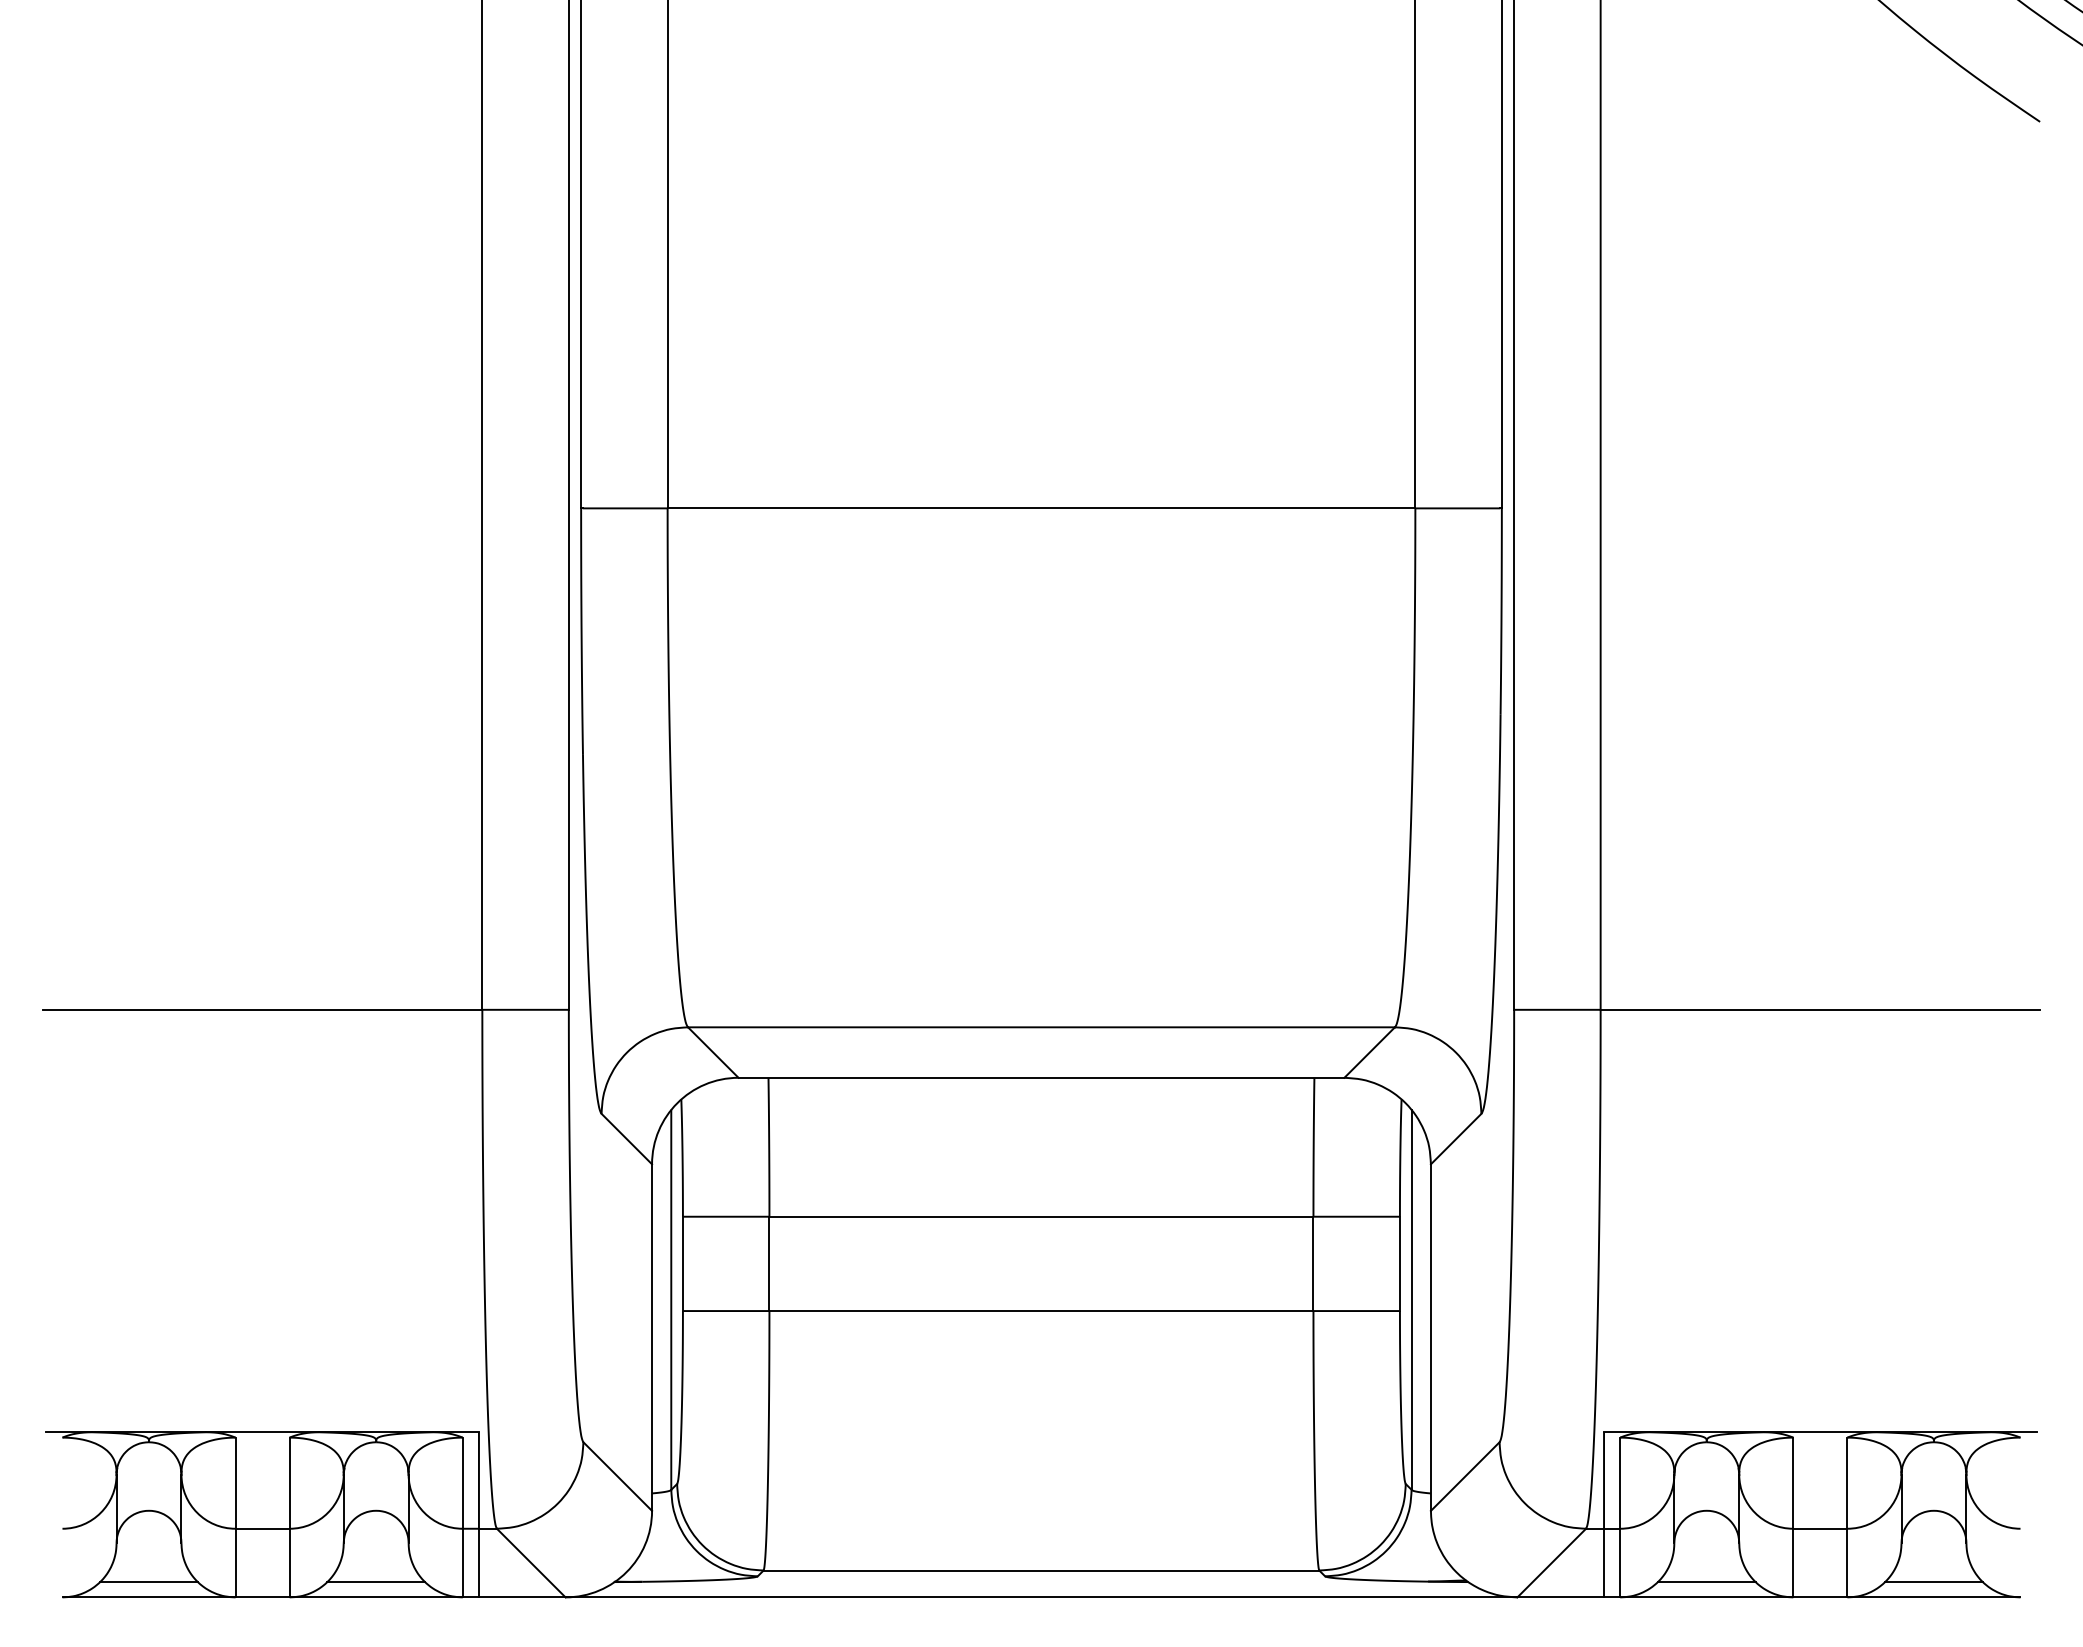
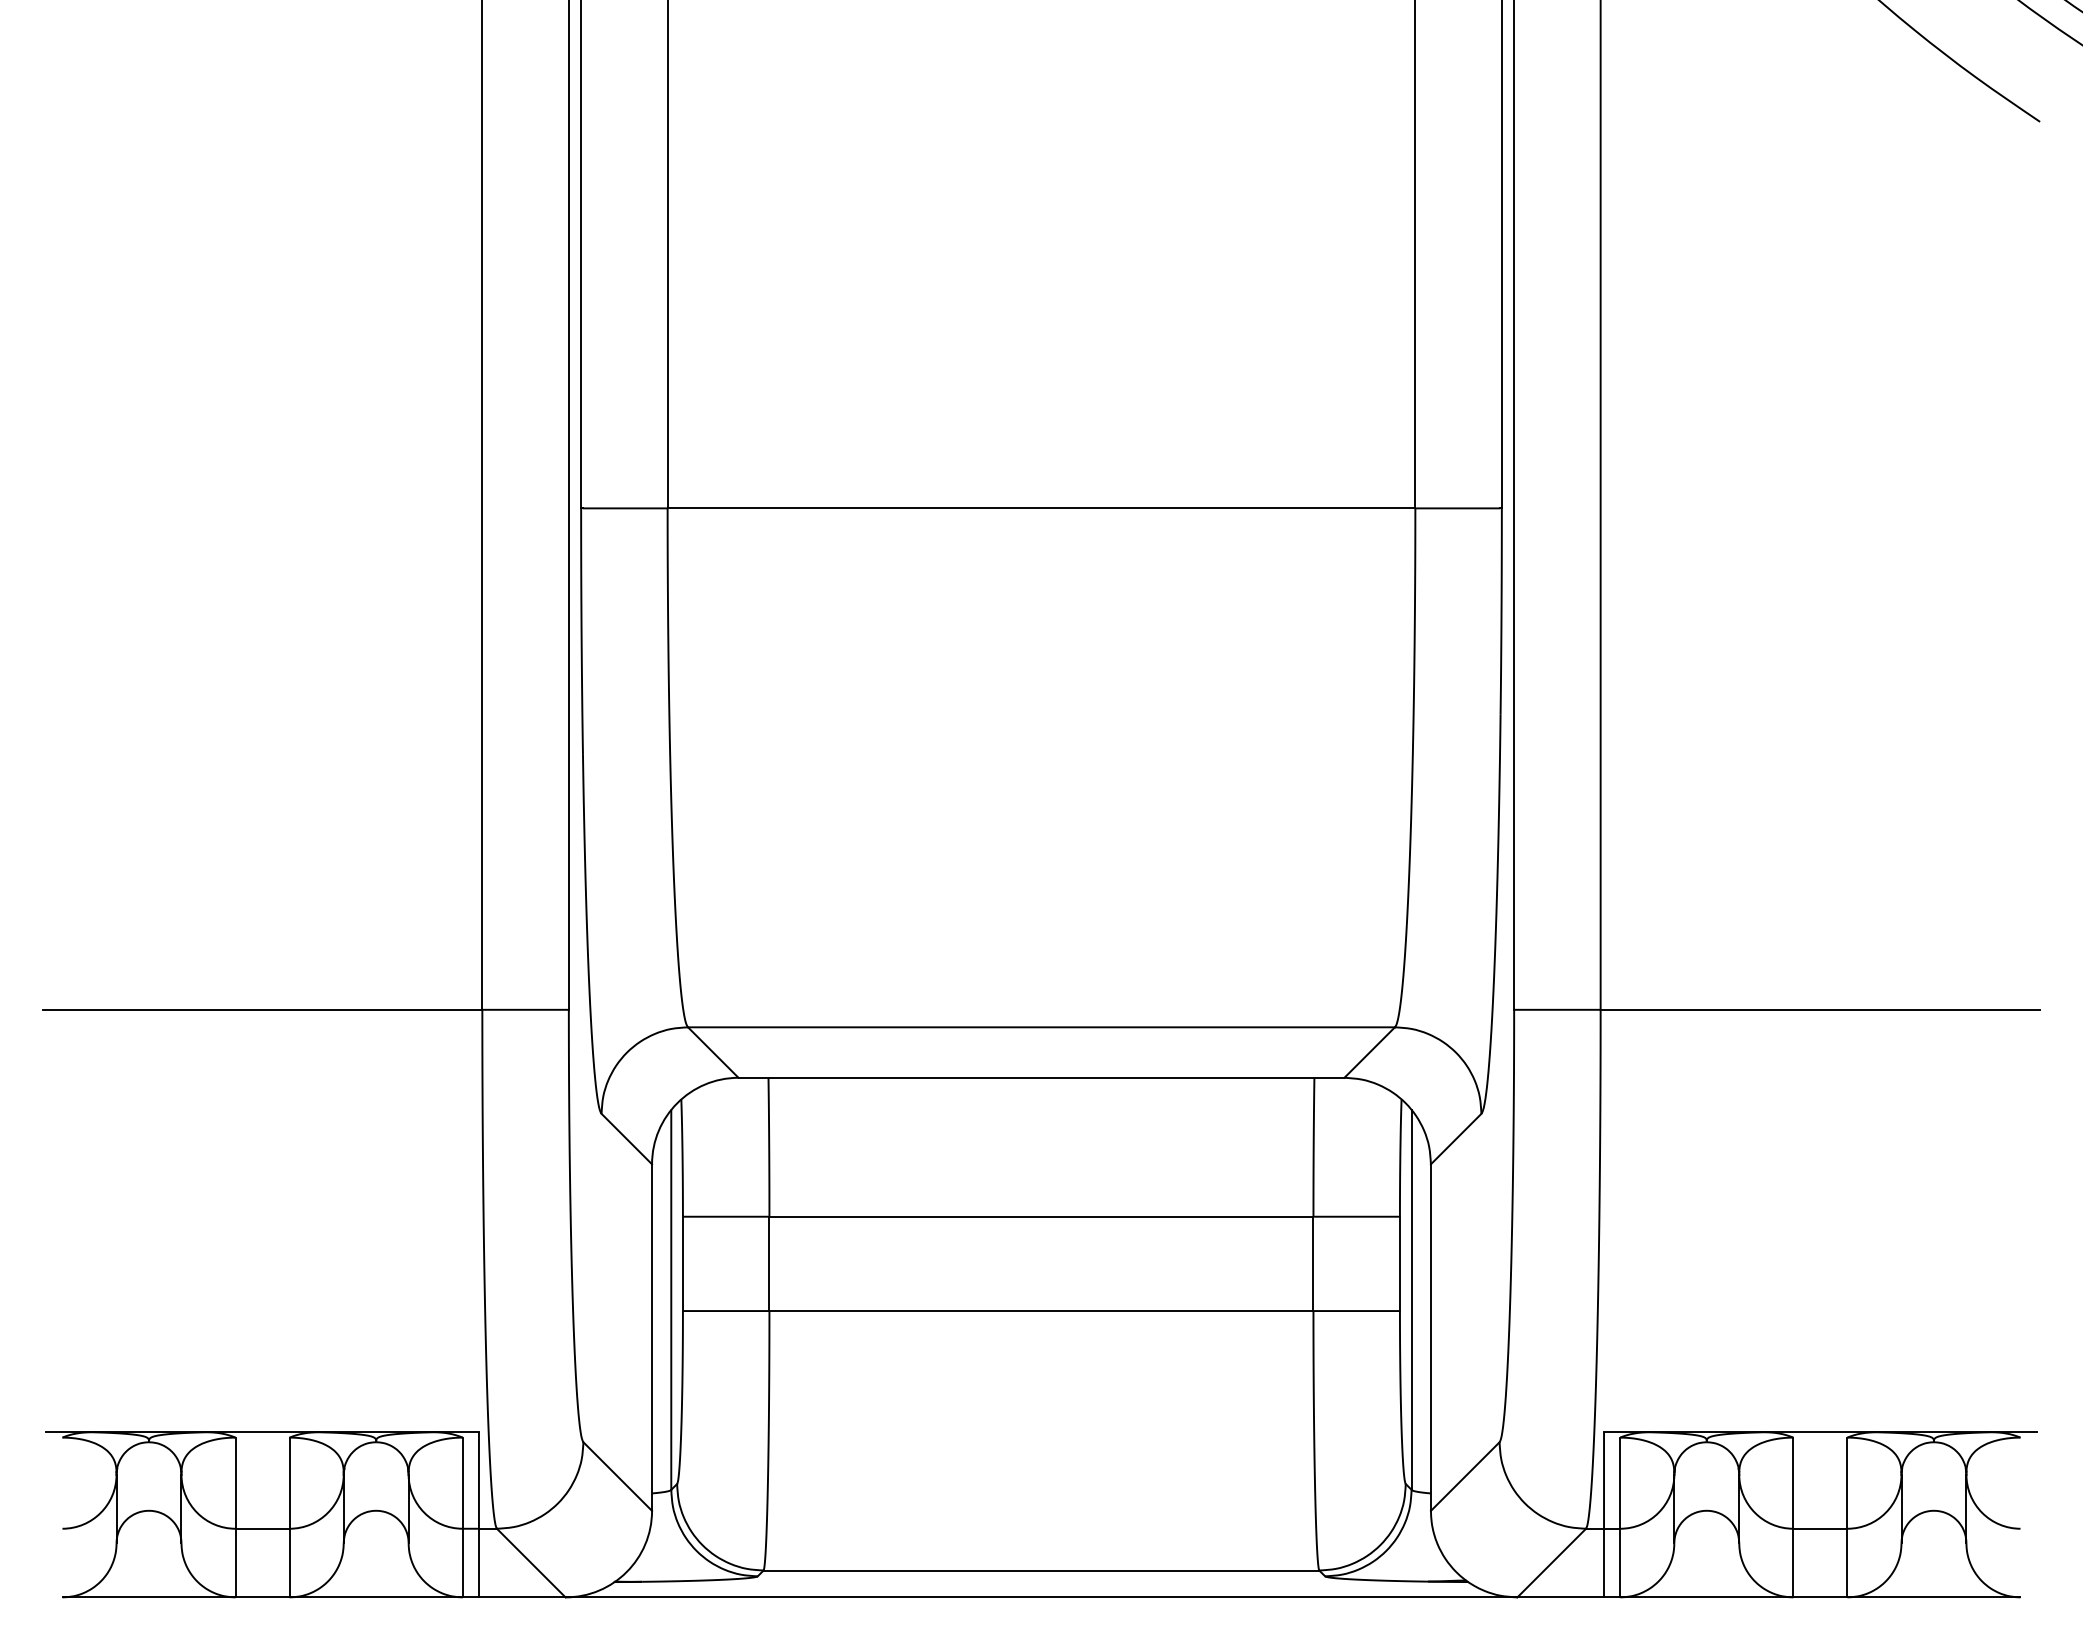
line: present -> none (148, 1582)
line: present -> none (376, 1582)
line: present -> none (1706, 1582)
line: present -> none (1933, 1582)
